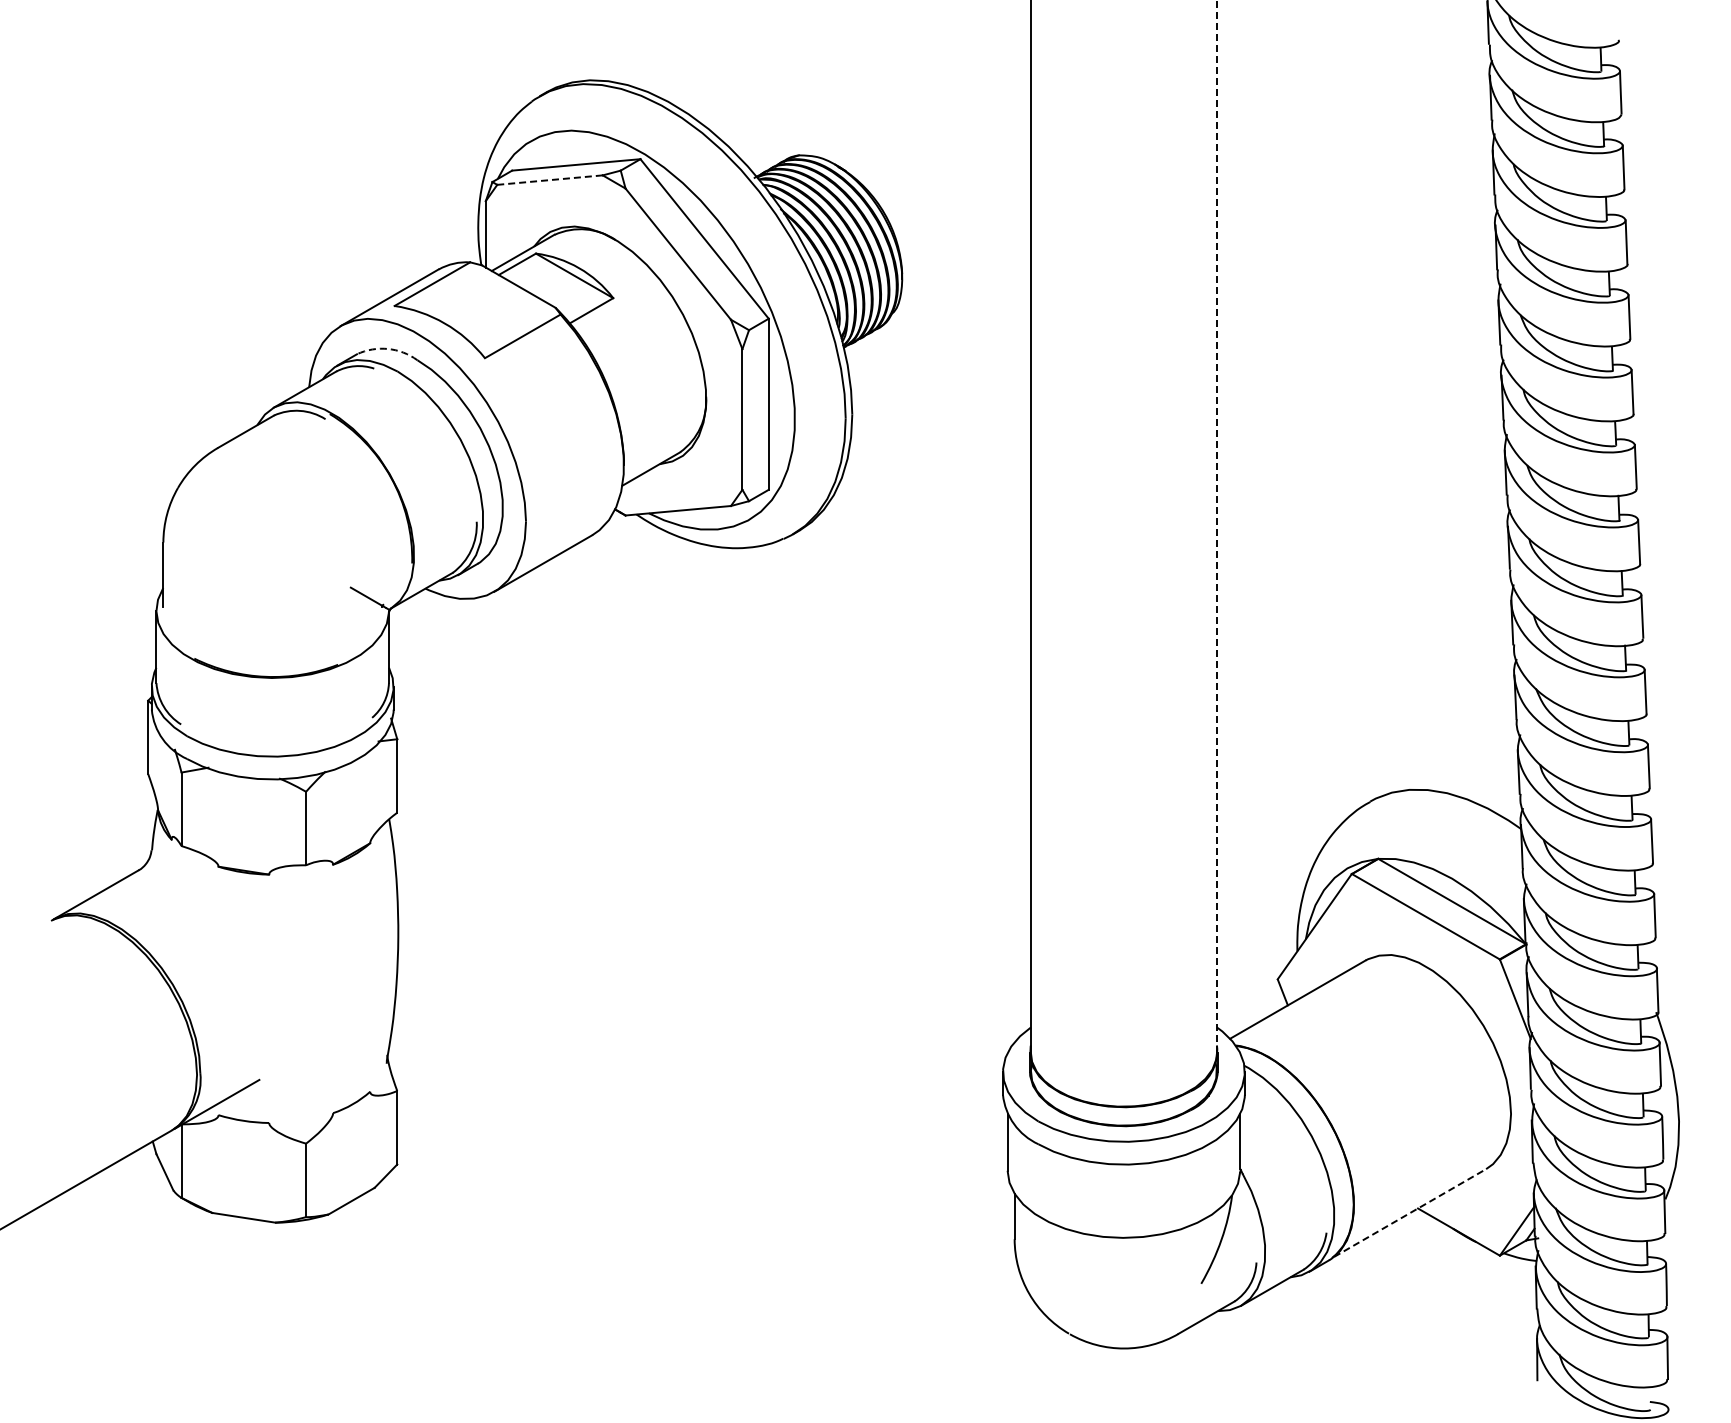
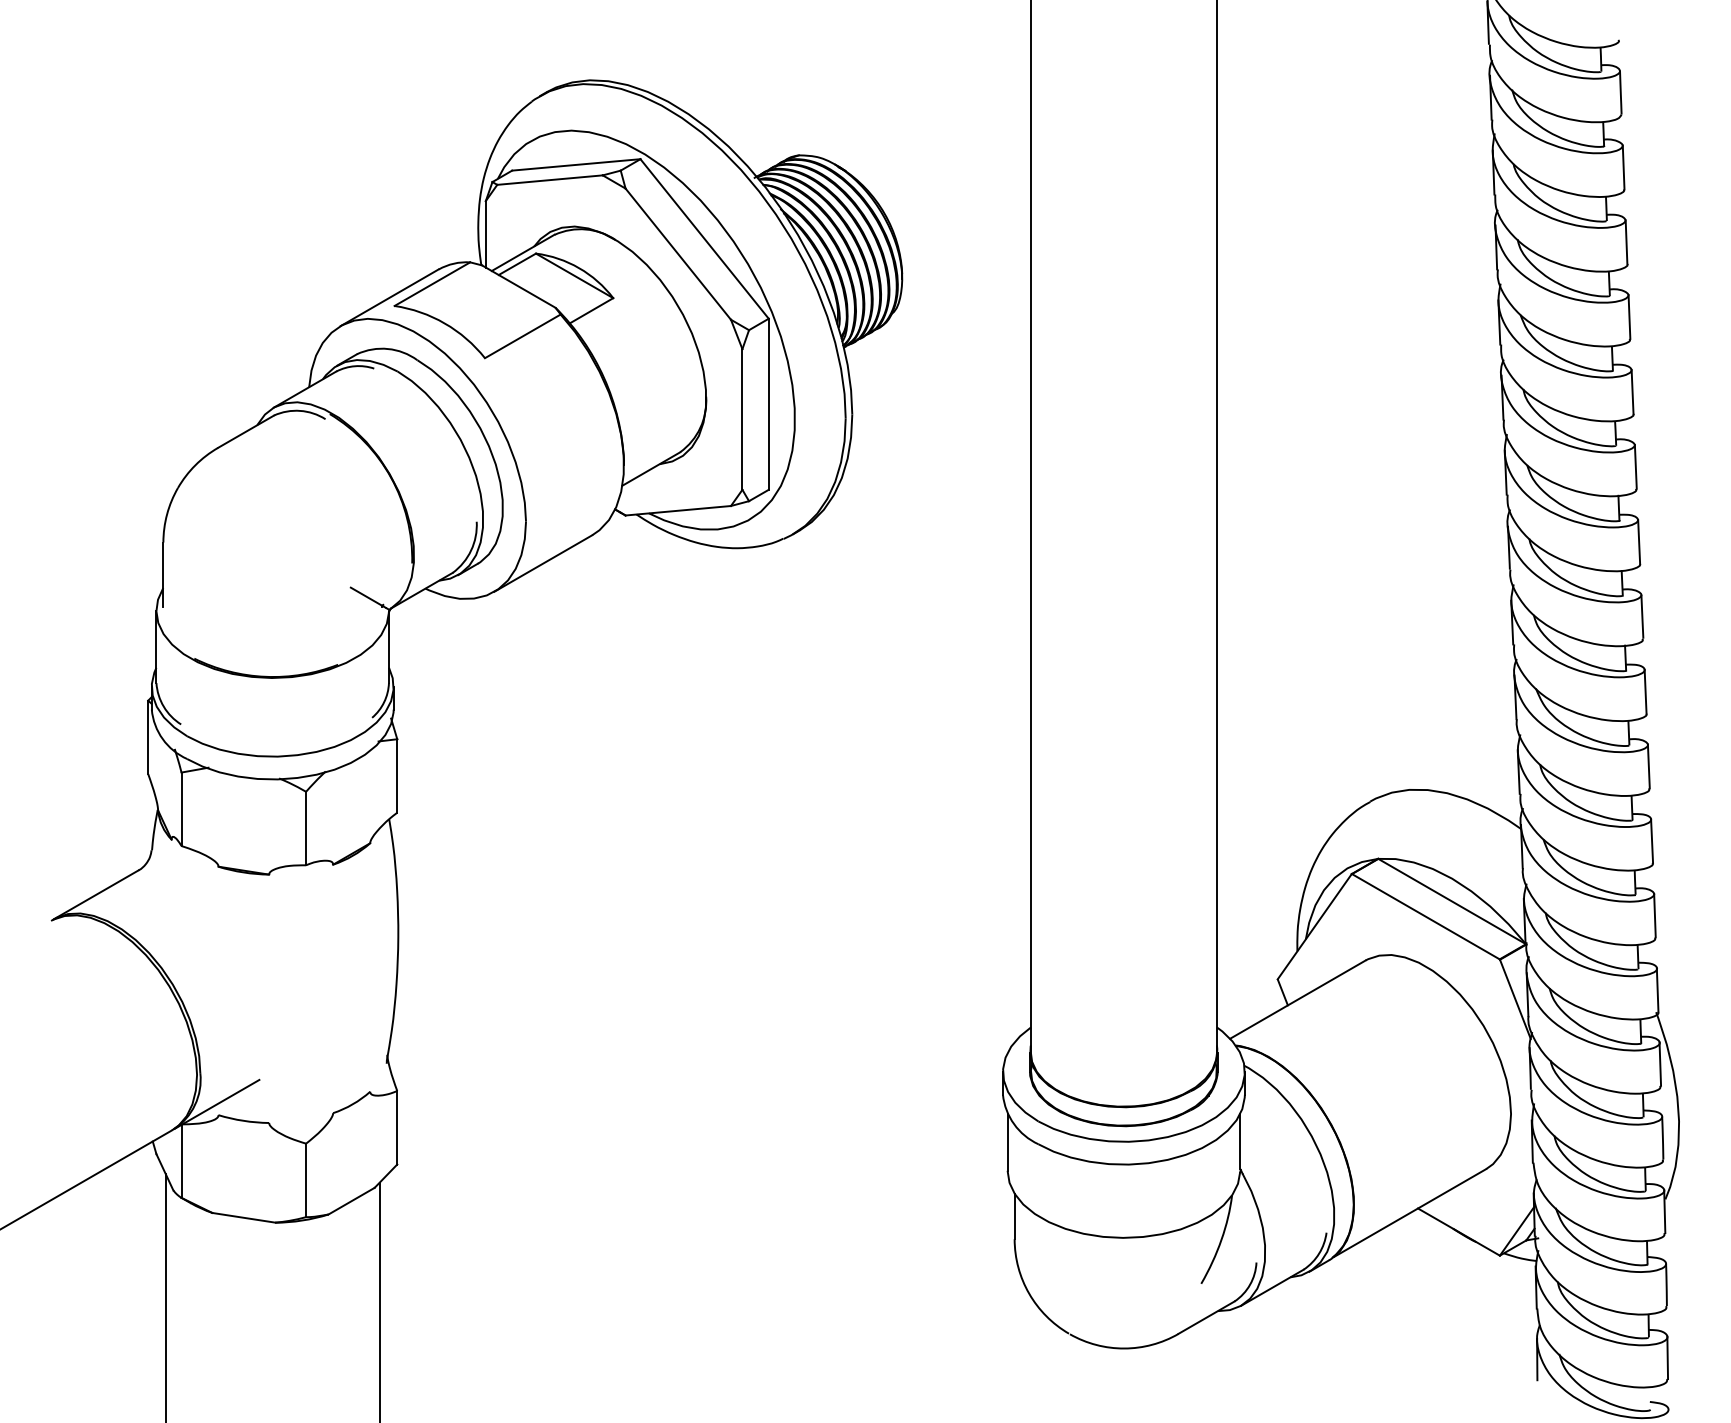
line: dashed -> solid (550, 180)
arc: dashed -> solid (388, 348)
line: dashed -> solid (1217, 526)
line: dashed -> solid (1410, 1213)
line: none -> present (165, 1296)
line: none -> present (379, 1300)
